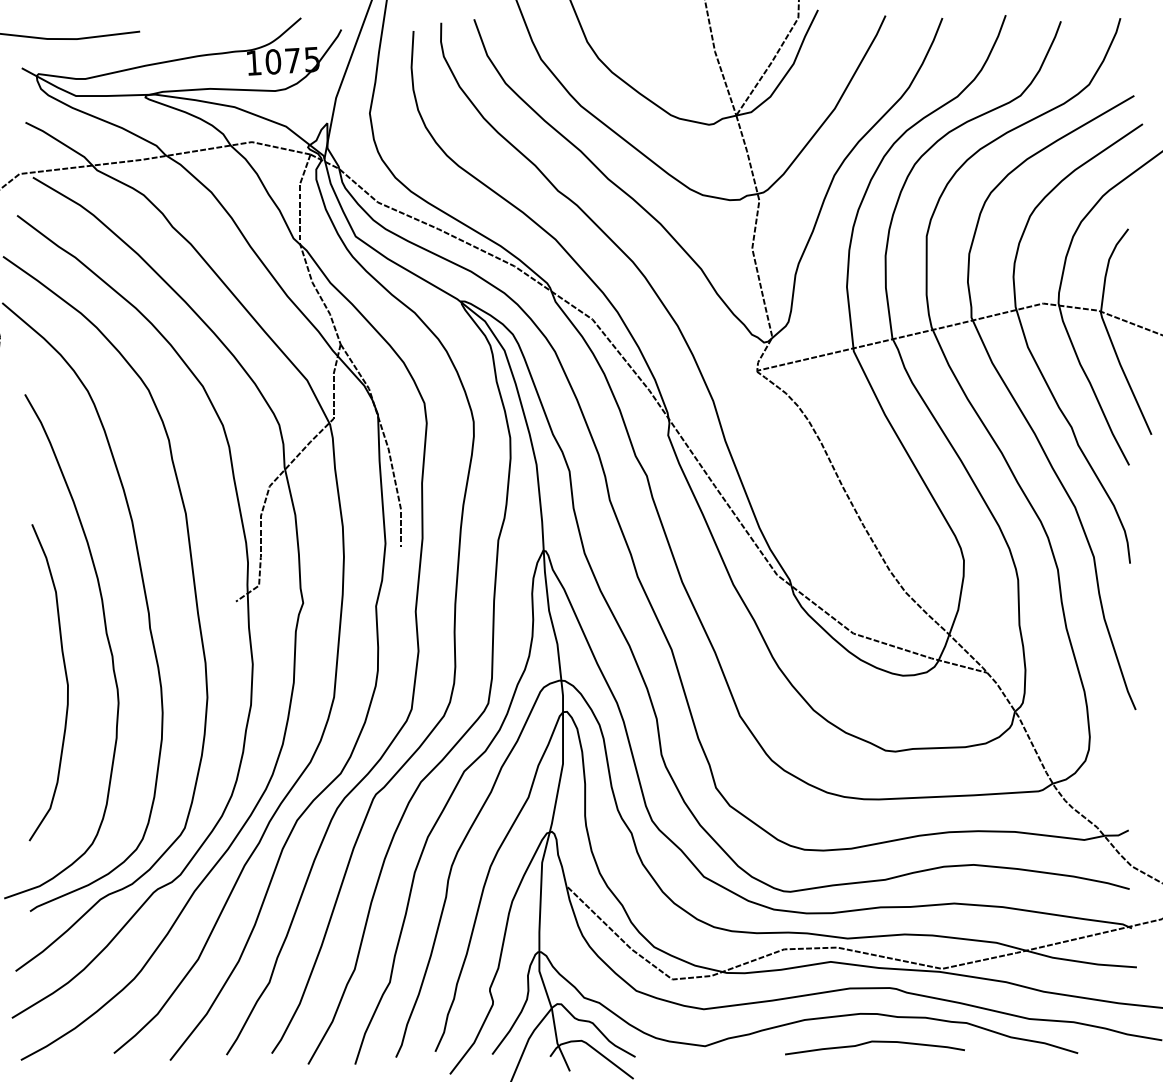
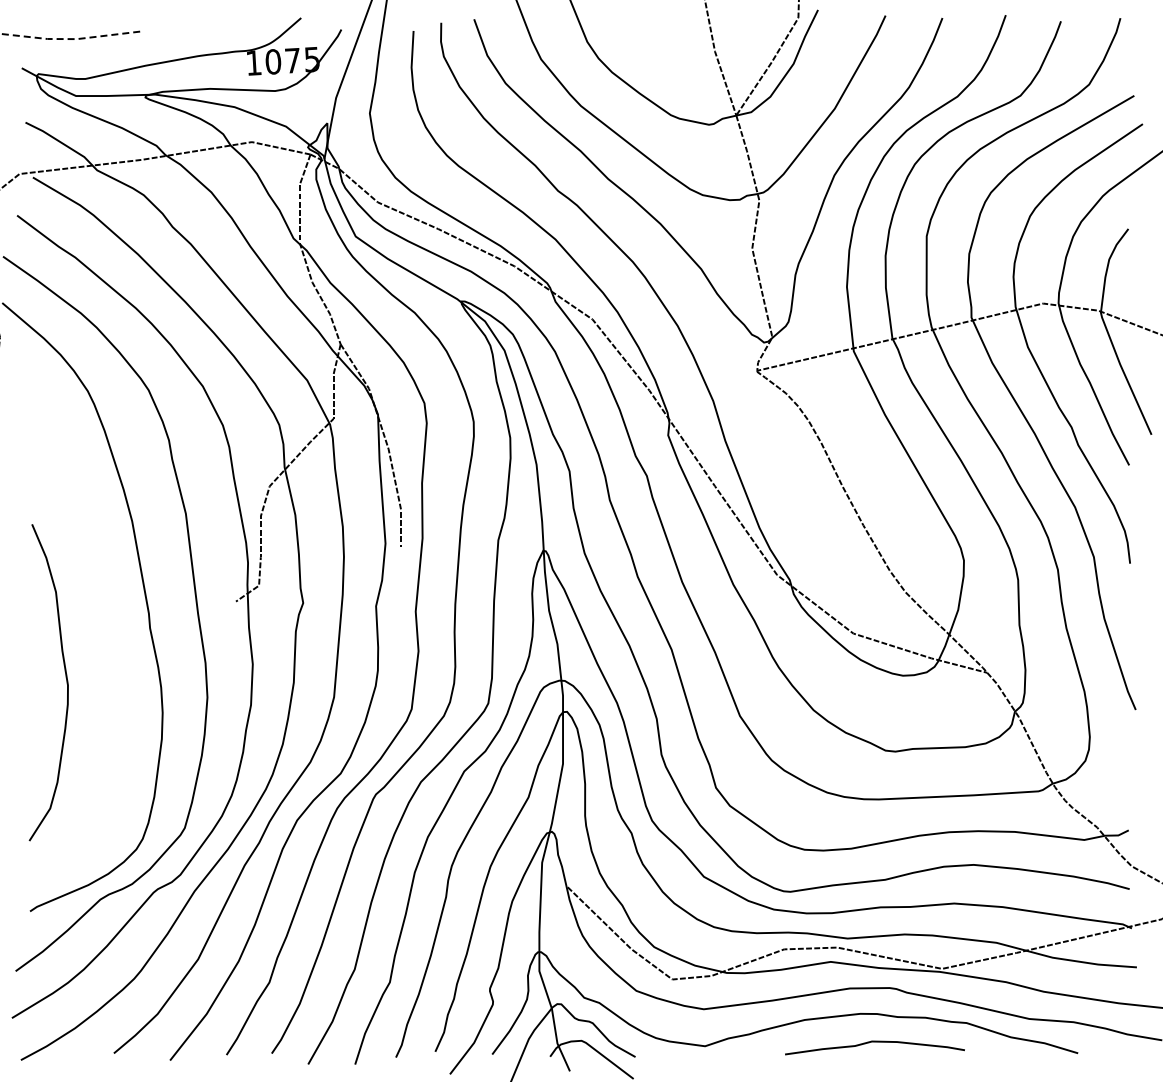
line: solid -> dashed (70, 39)
curve: present -> none (105, 633)
